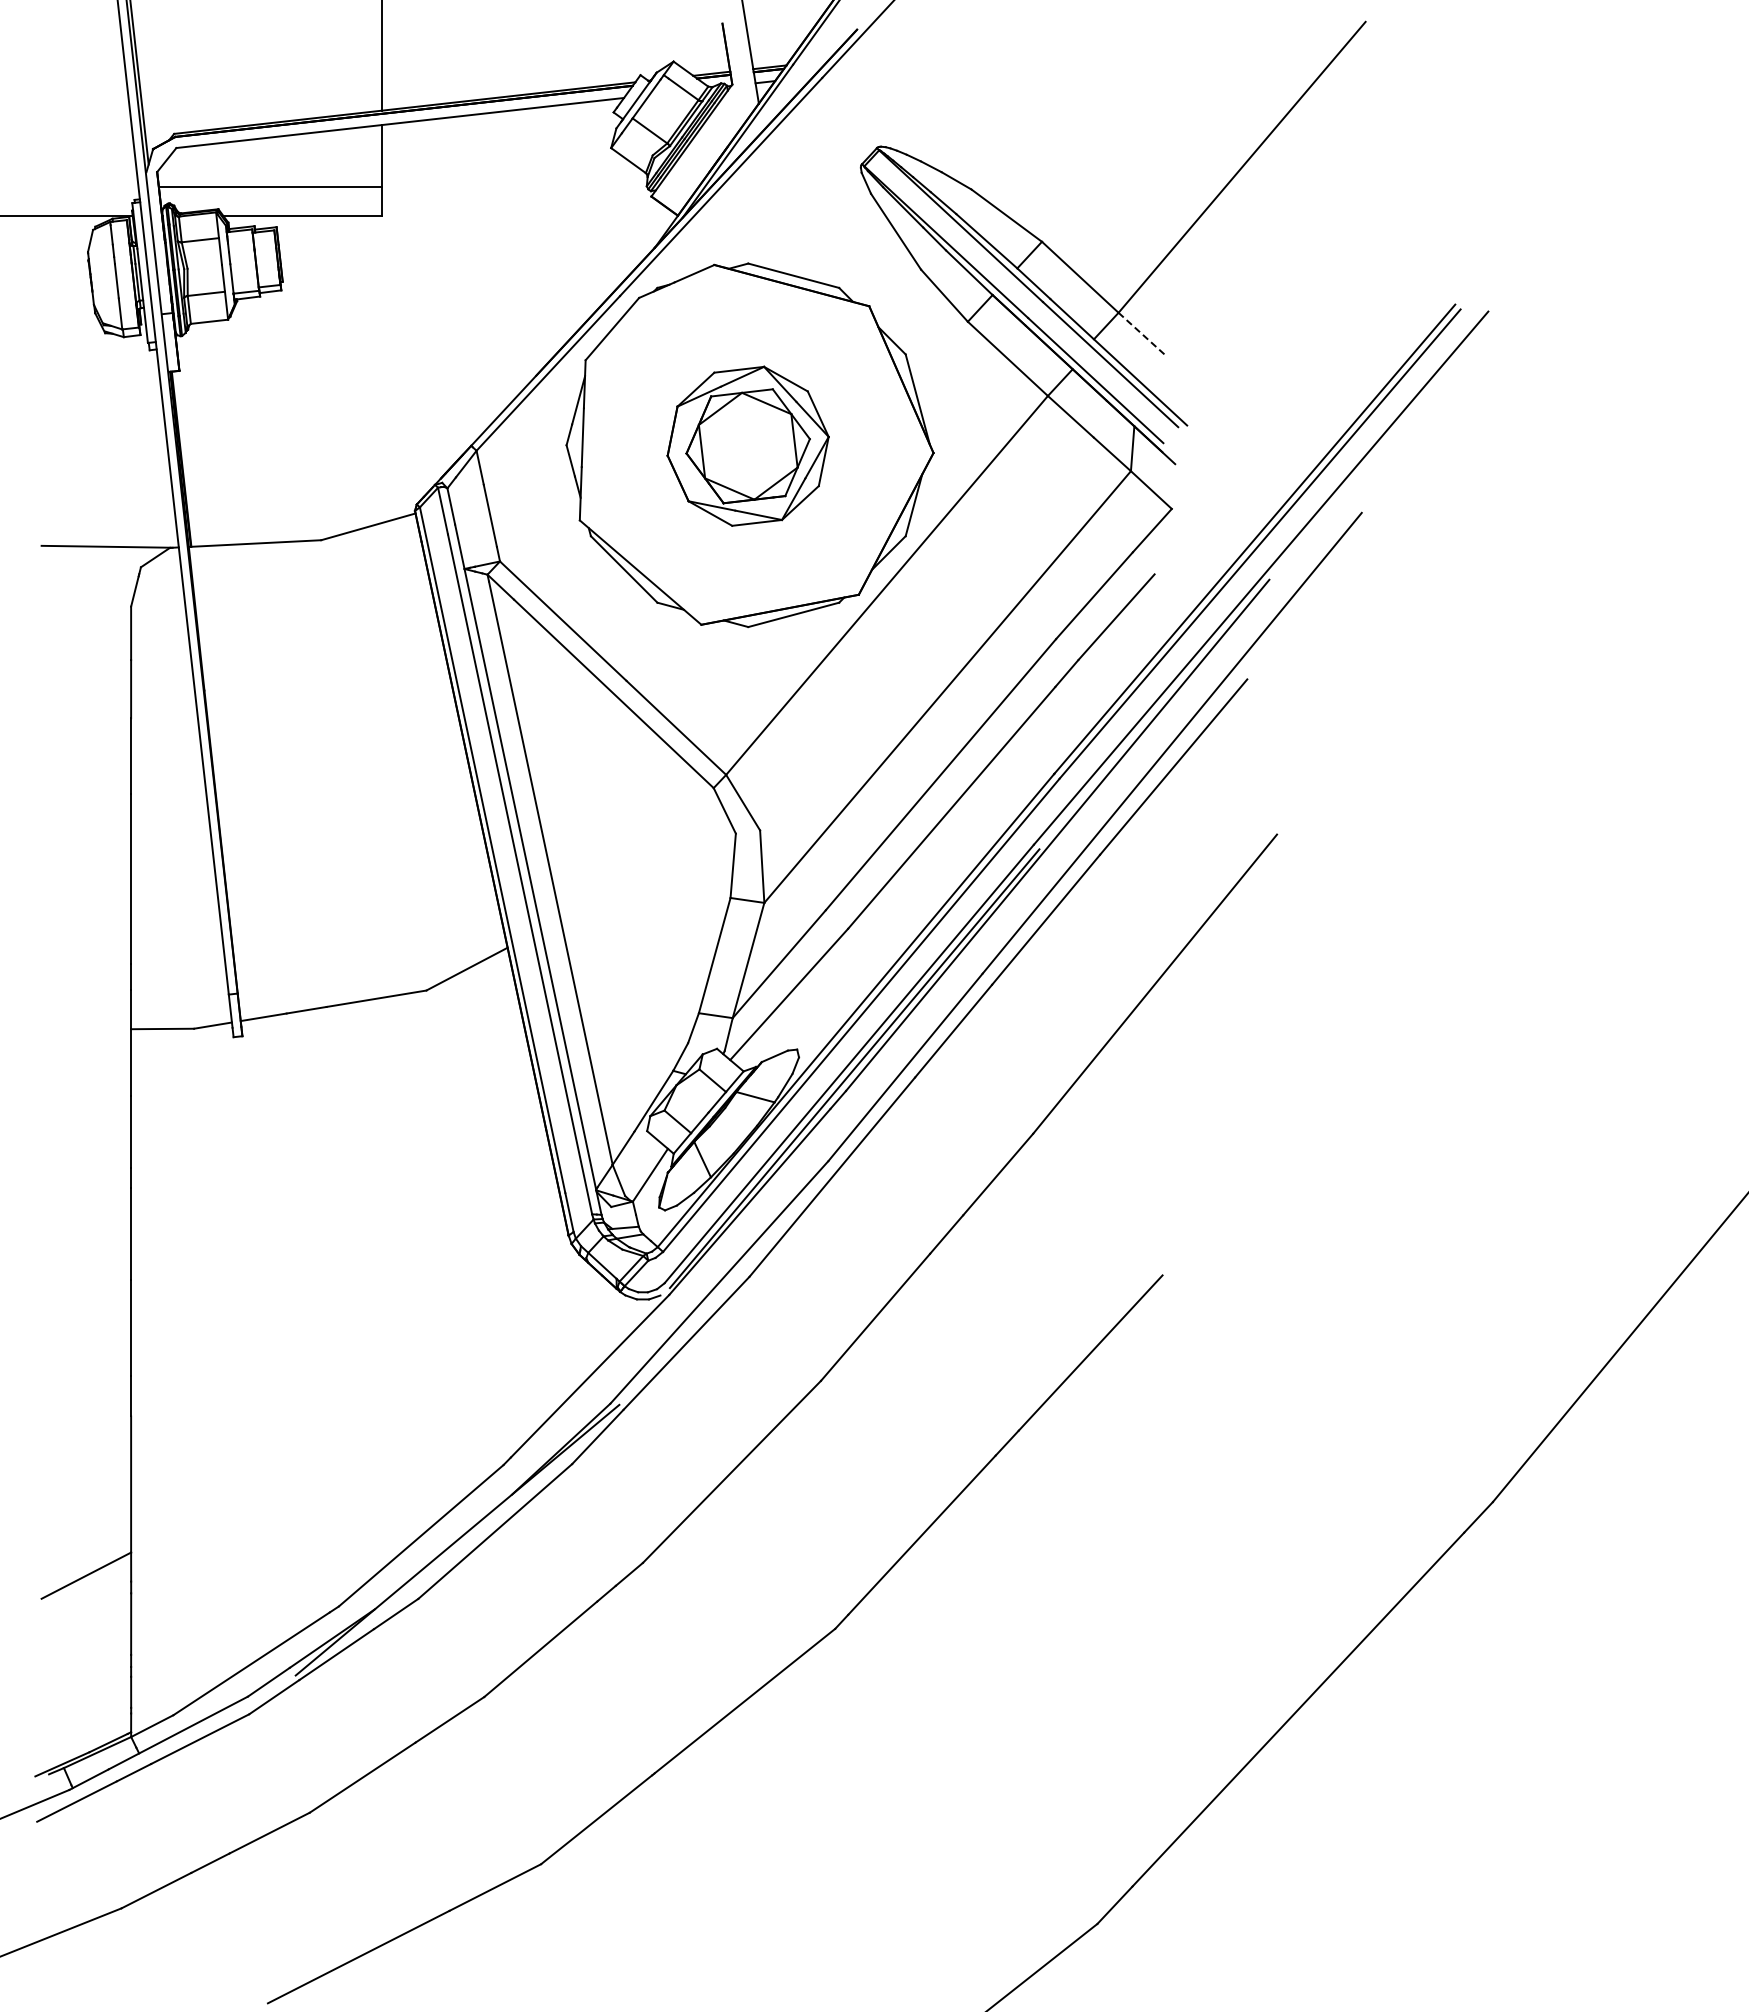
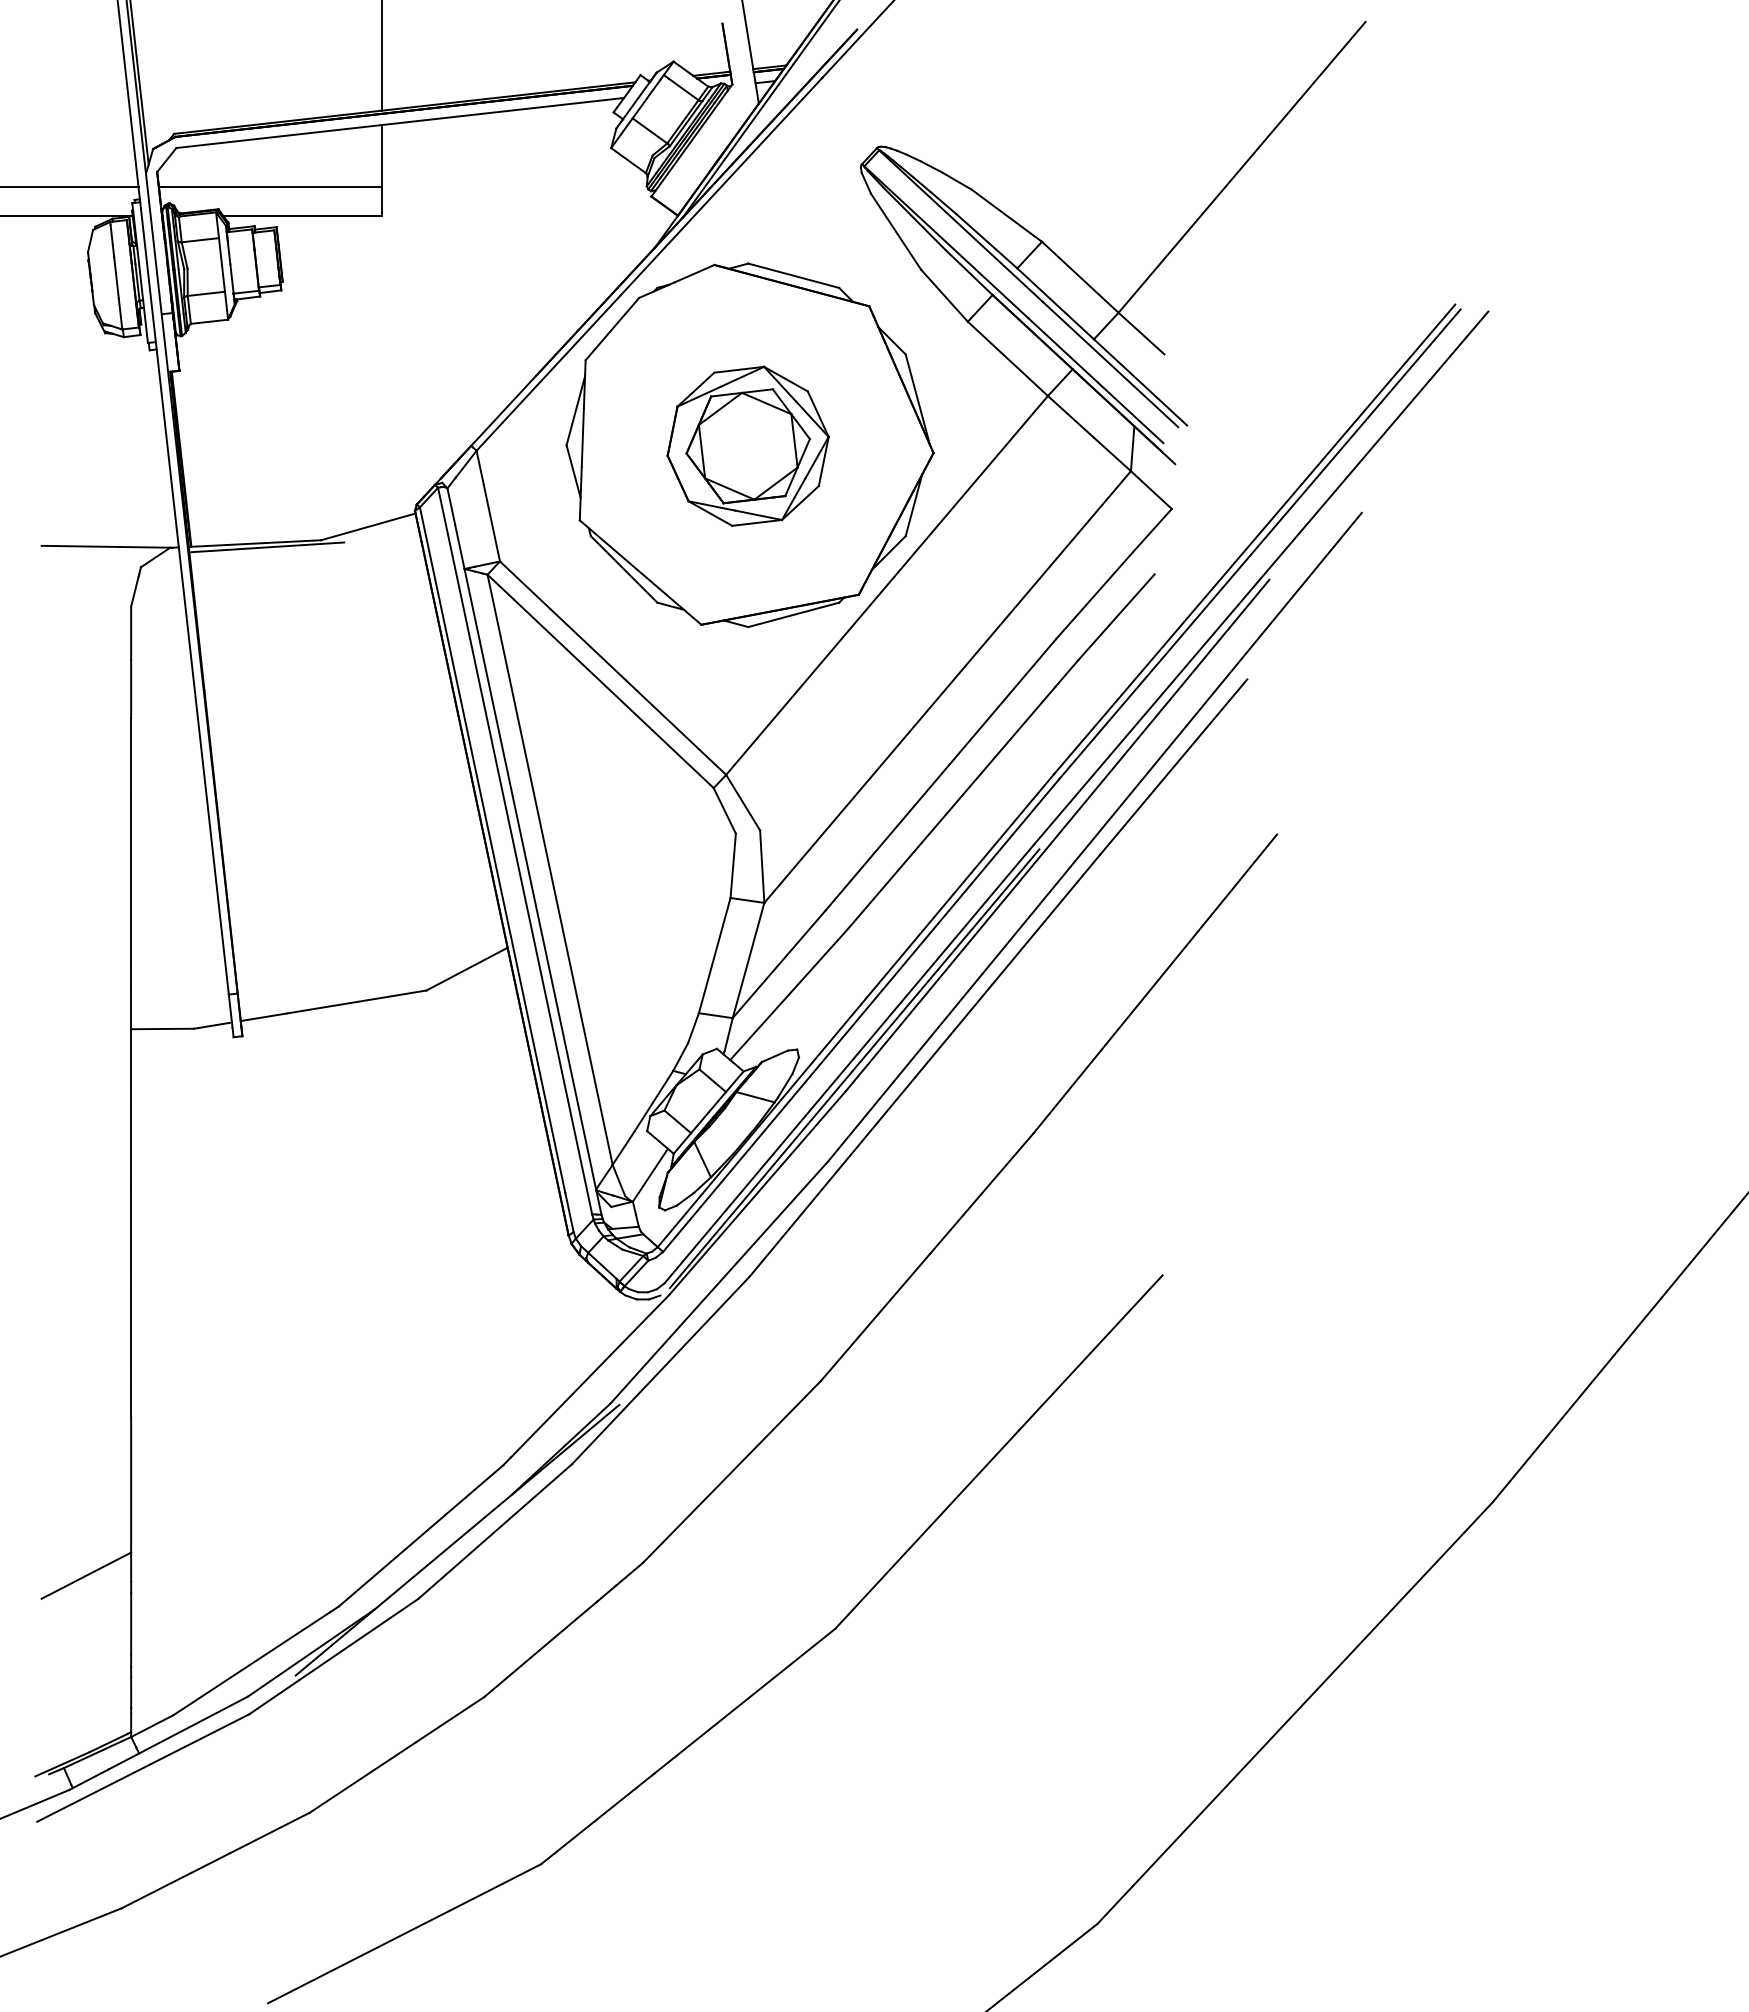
line: none -> present (70, 187)
line: dashed -> solid (1141, 333)
line: none -> present (267, 547)
